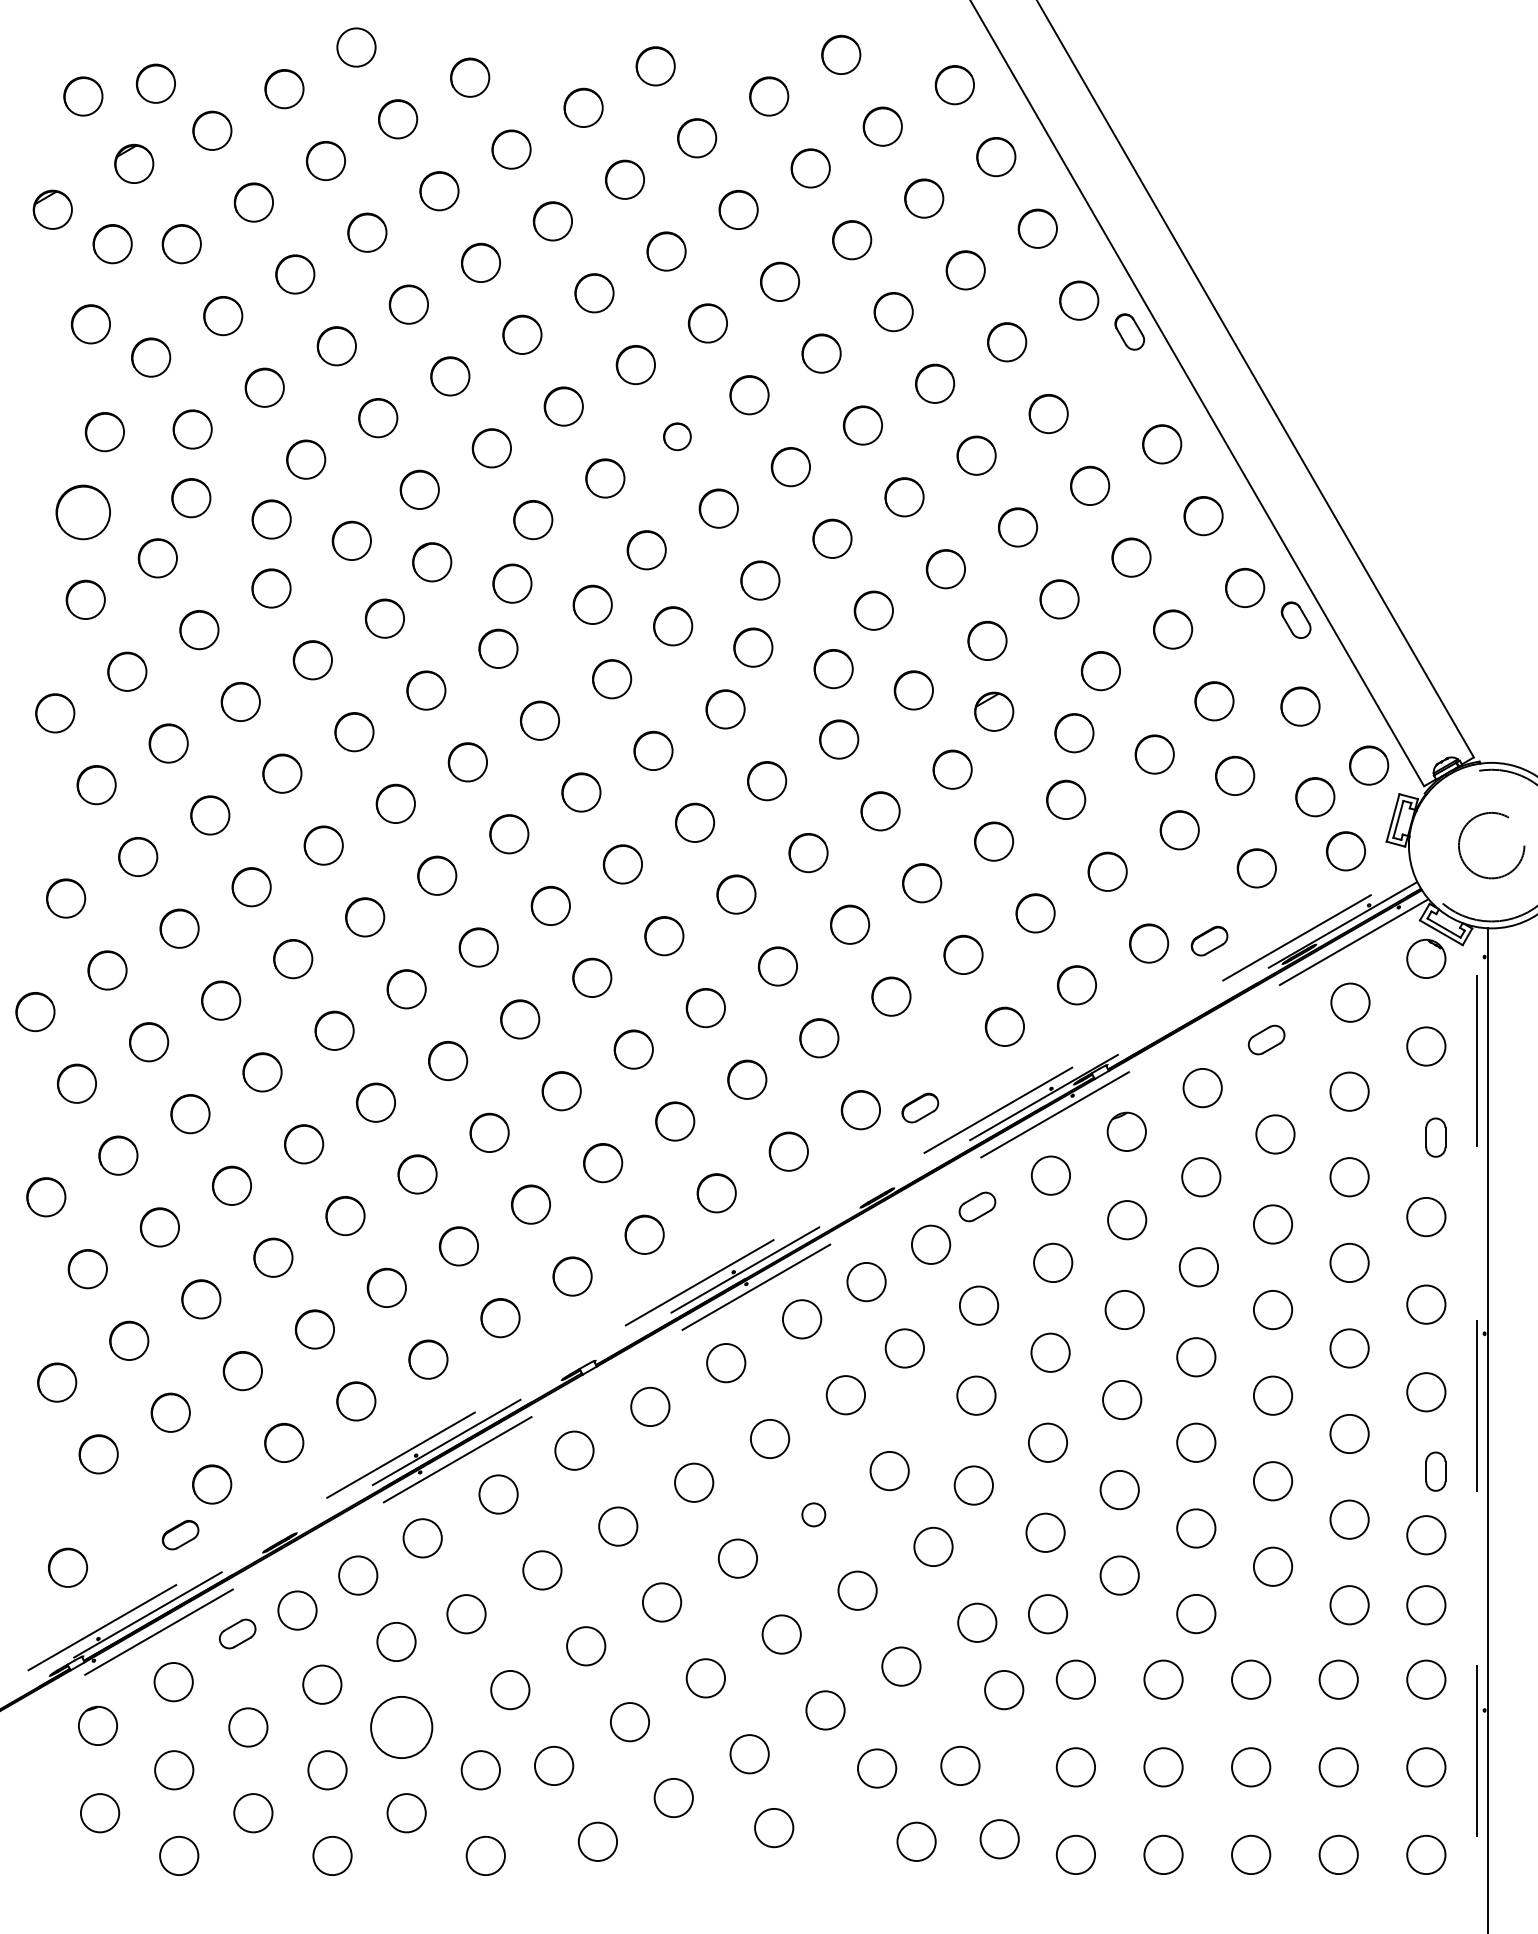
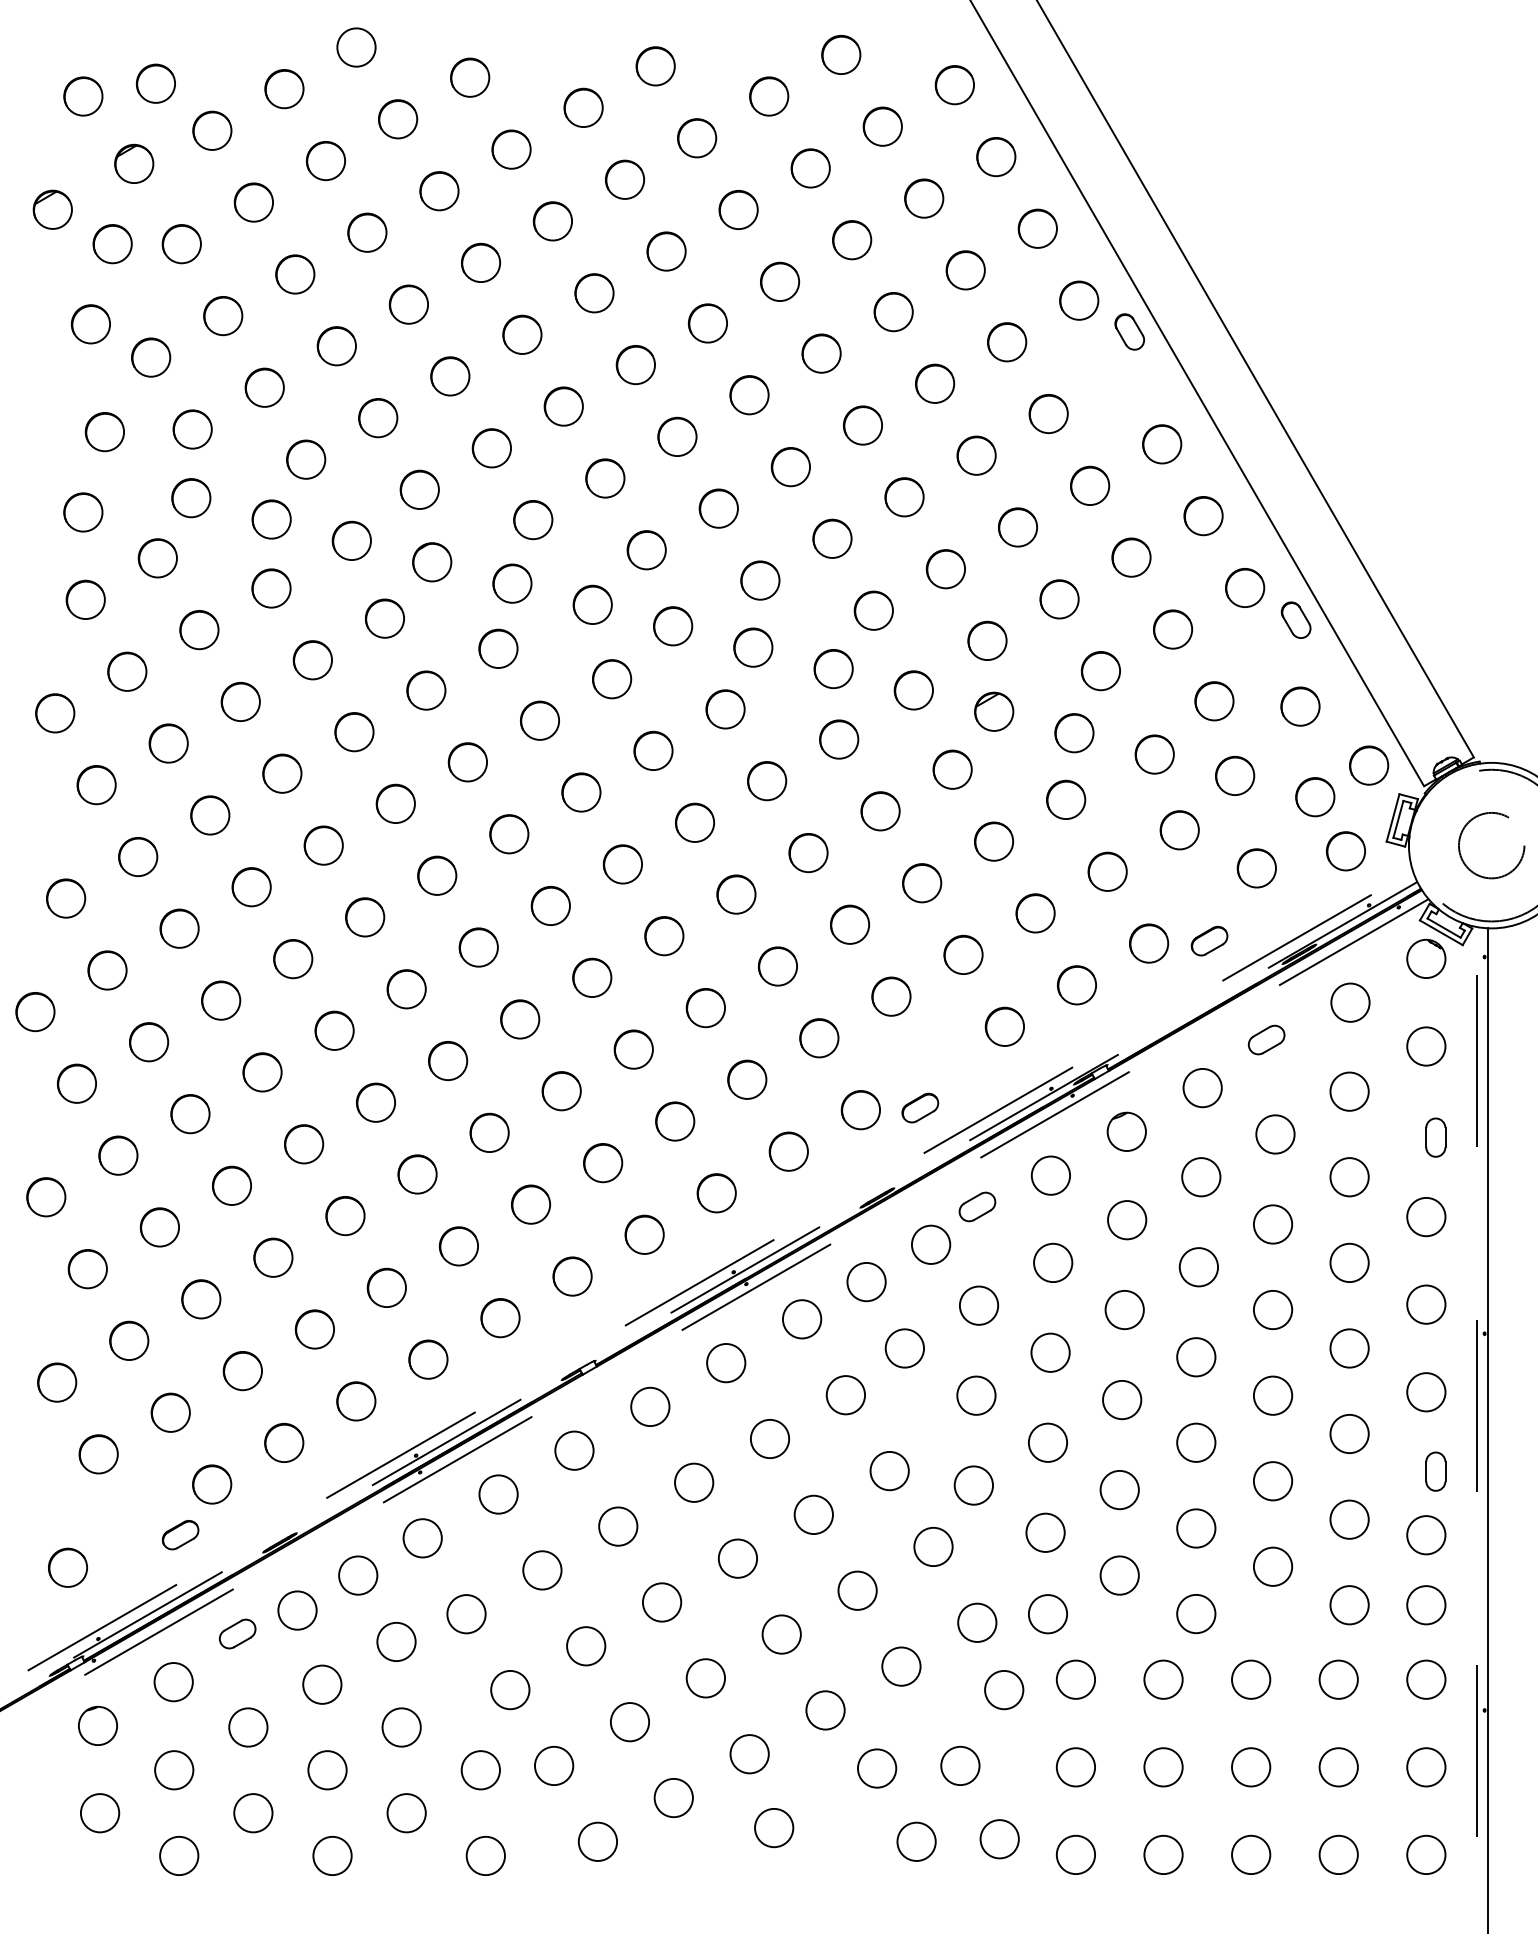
circle size: 29x30 px -> 41x41 px (677, 436)
circle size: 56x57 px -> 41x41 px (83, 512)
circle diameter: 23 px -> 38 px (813, 1514)
circle diameter: 61 px -> 38 px (401, 1727)
